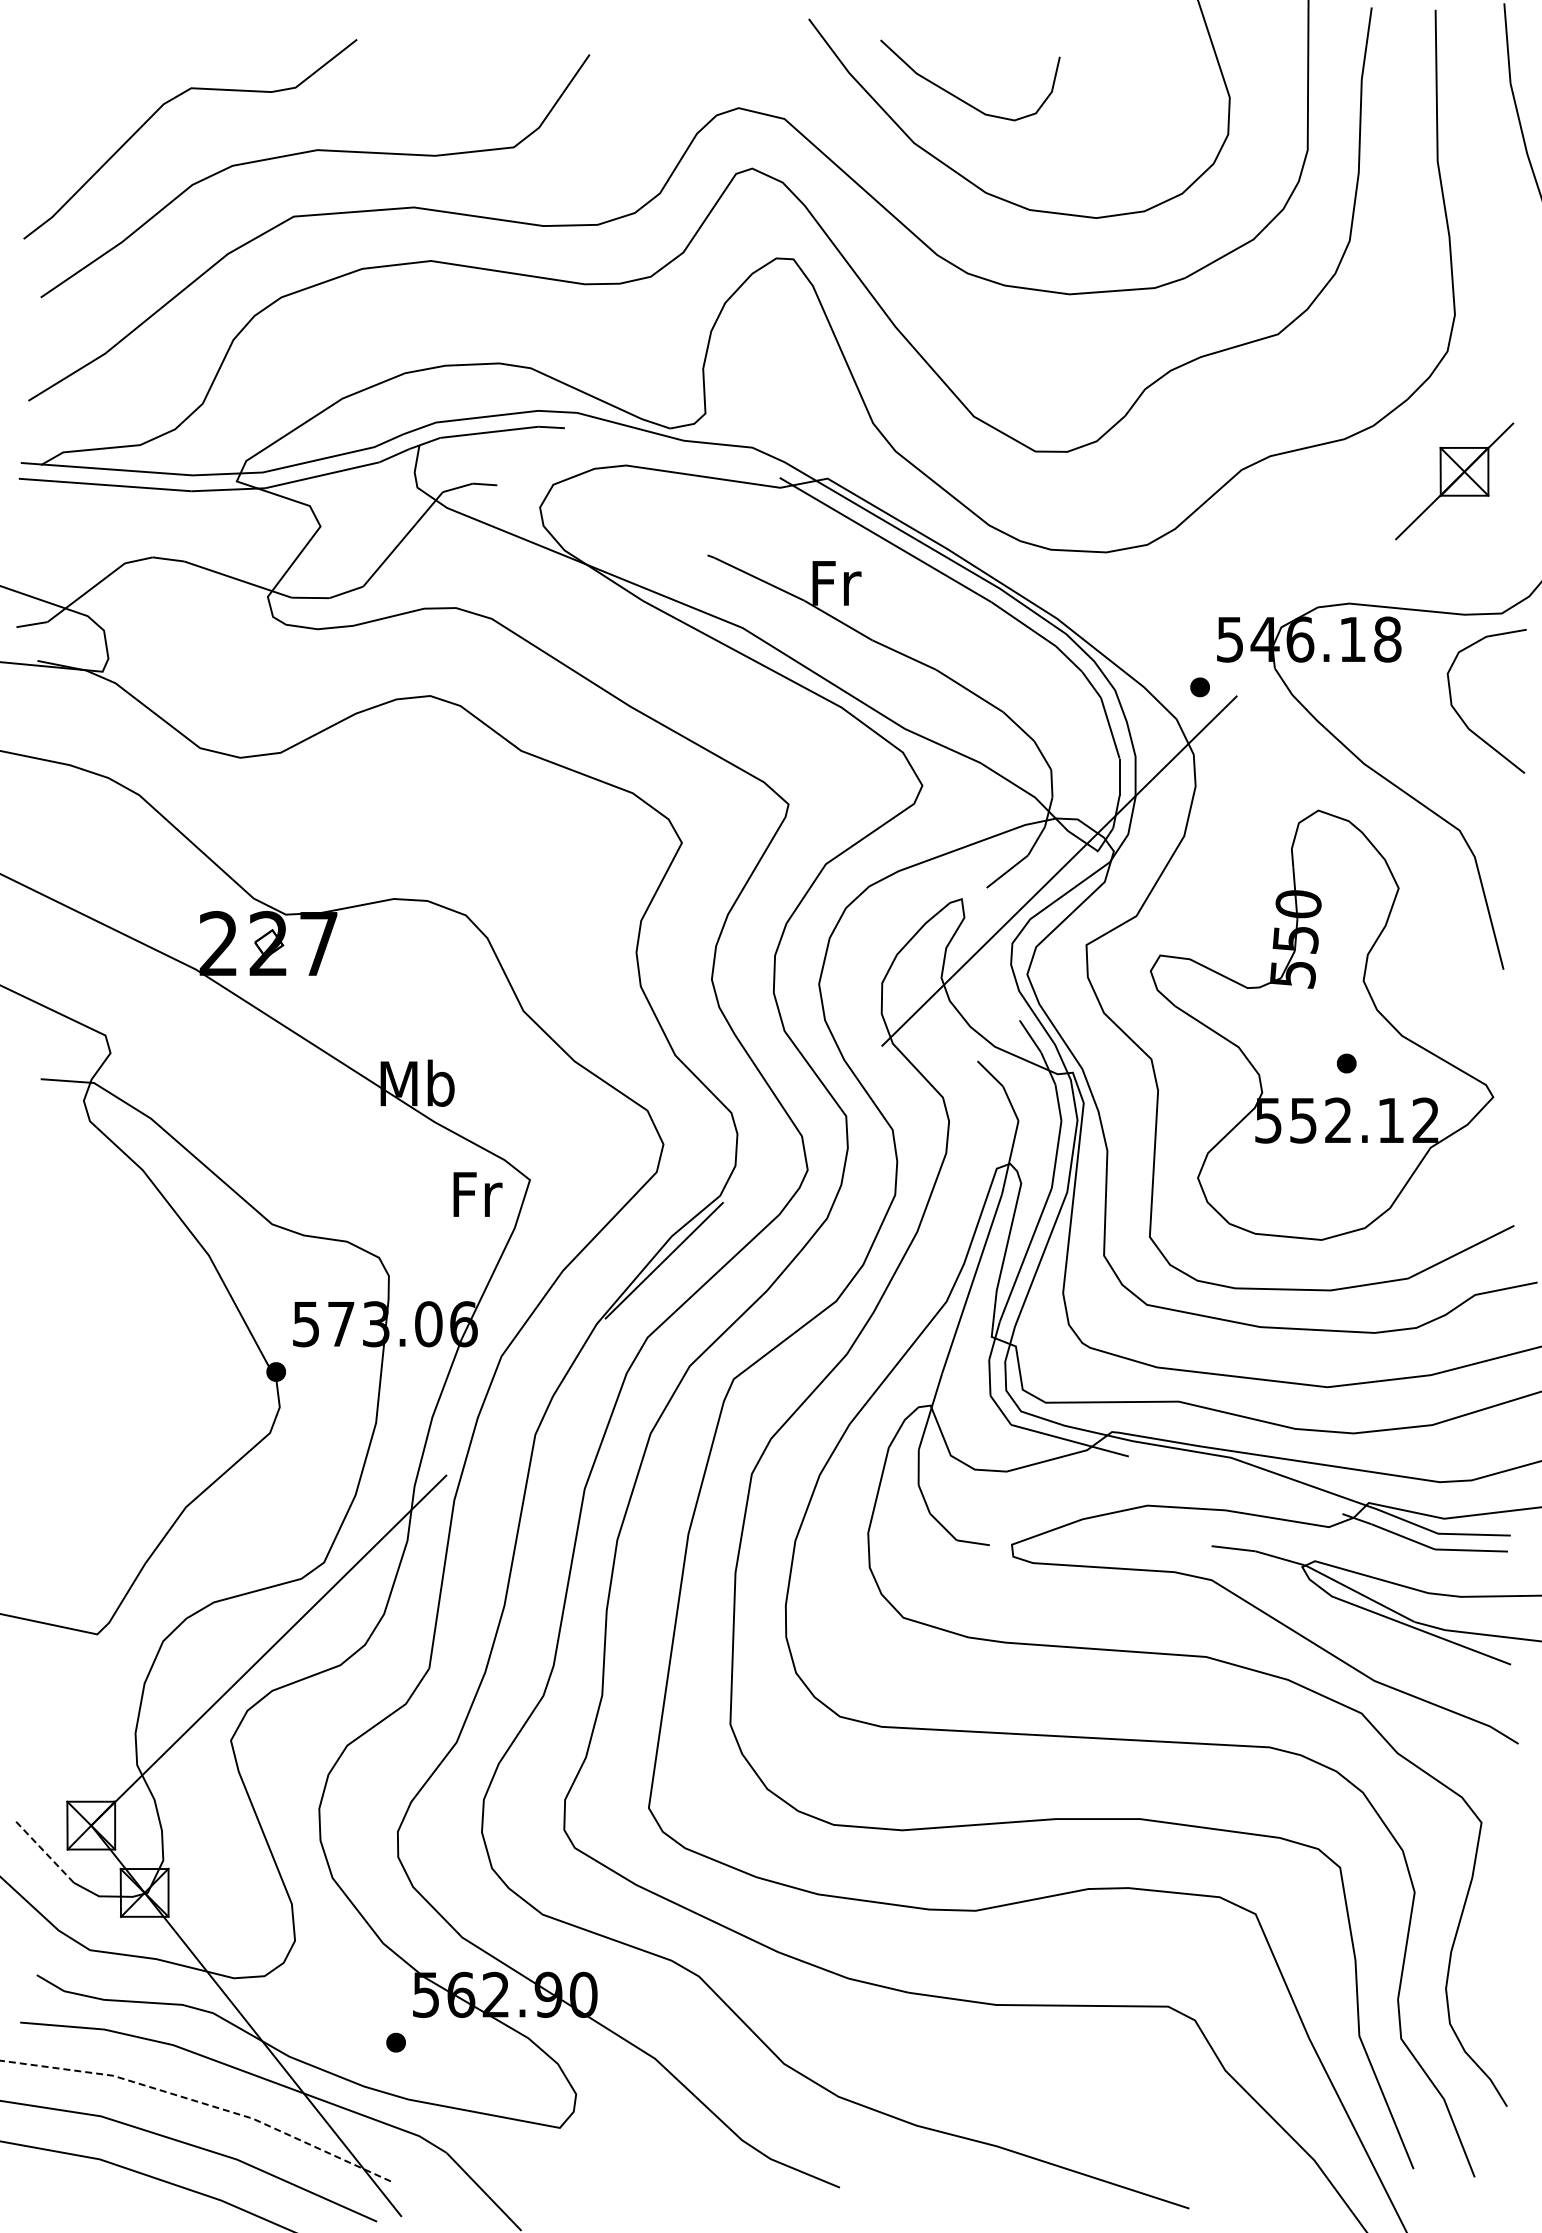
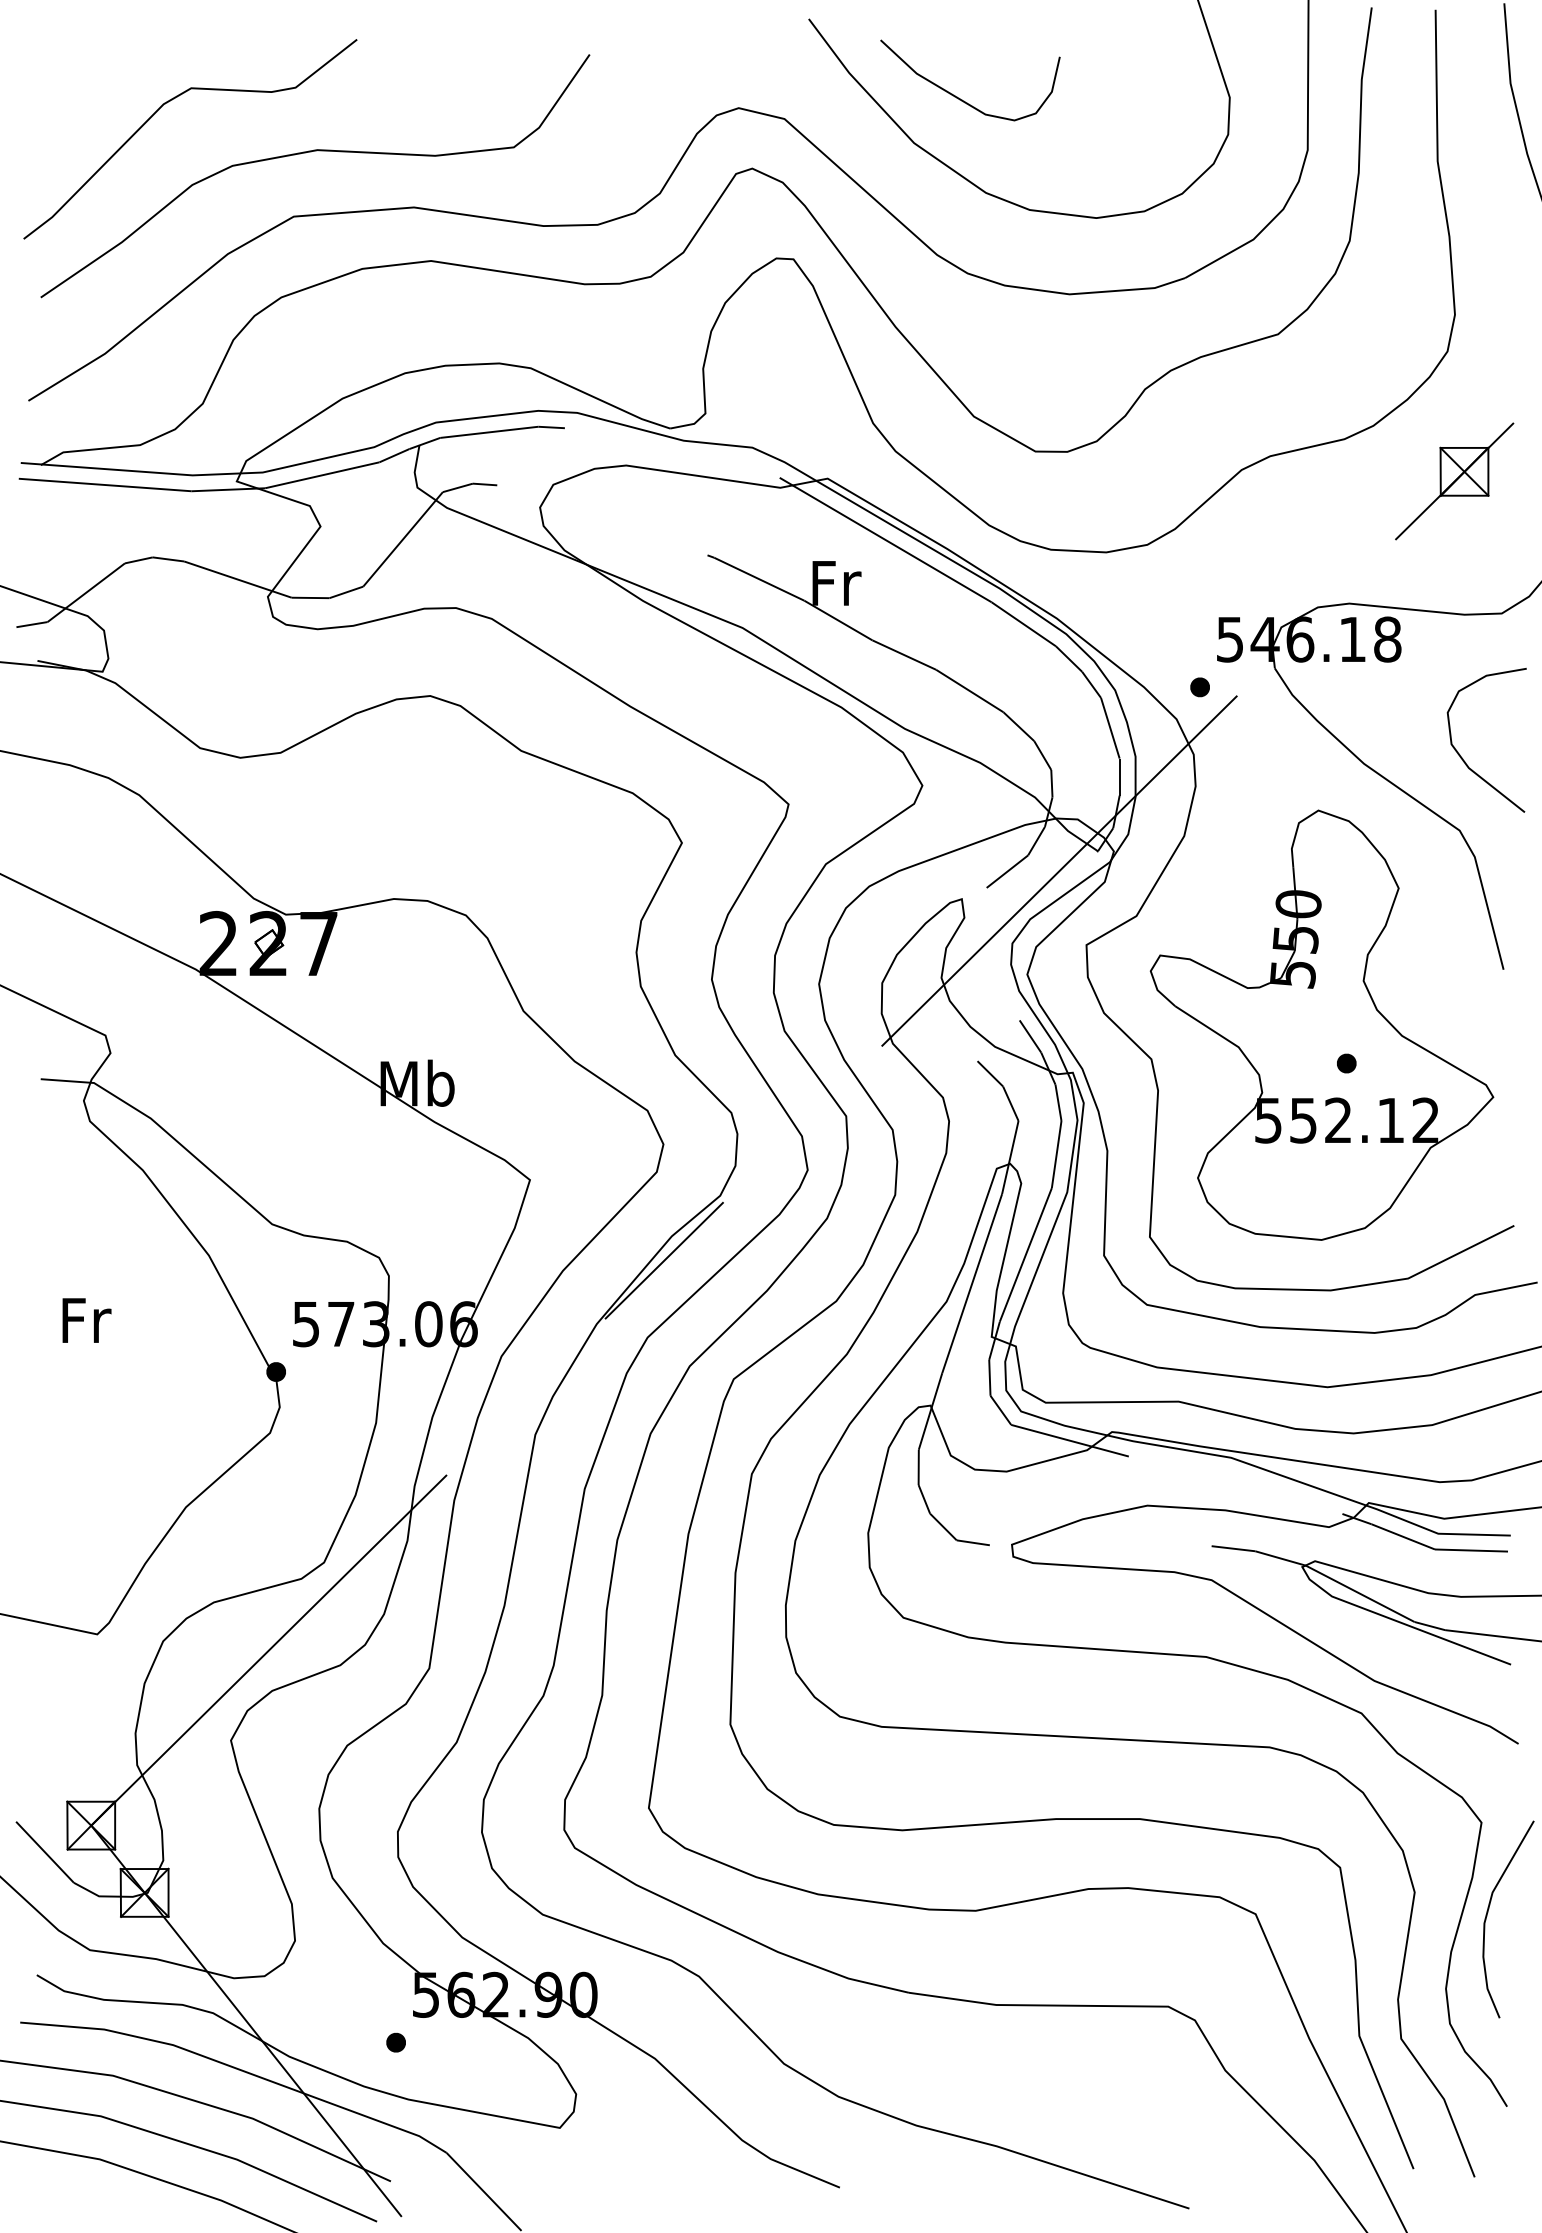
curve position: (1463, 719) -> (1463, 758) (1463, 758)
text position: (477, 1194) -> (86, 1320) (86, 1320)
line: dashed -> solid (44, 1851)
curve: none -> present (1488, 1912)
line: dashed -> solid (200, 2102)
